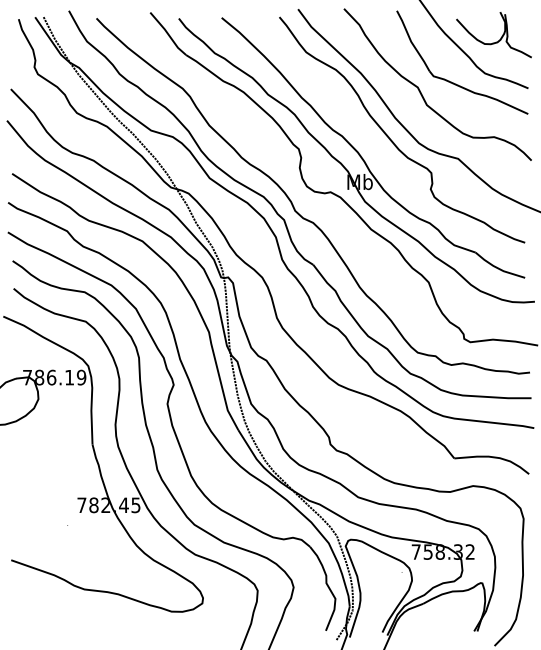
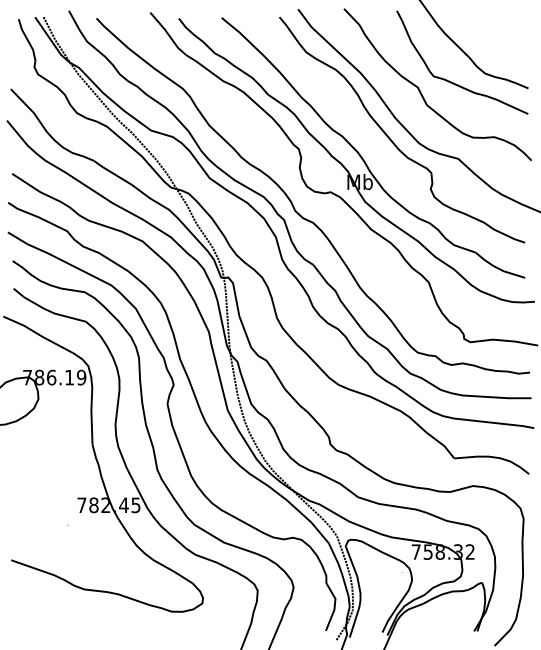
part: present -> none (496, 41)
